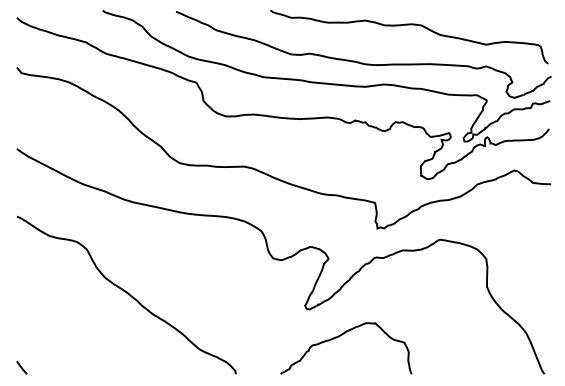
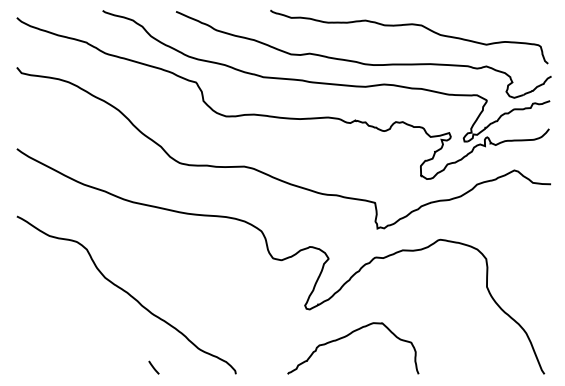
curve position: (339, 337) -> (346, 337) (346, 337)
line position: (21, 367) -> (153, 367) (153, 367)
